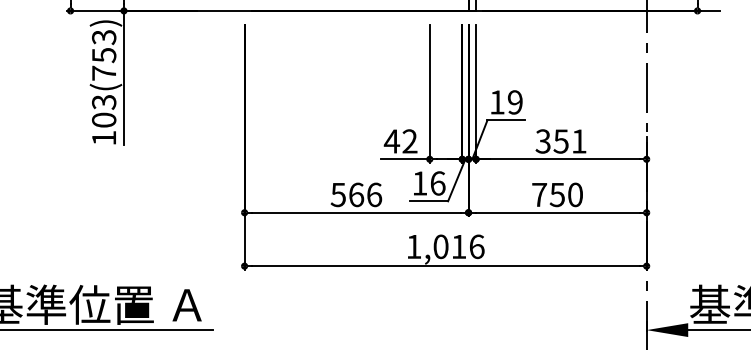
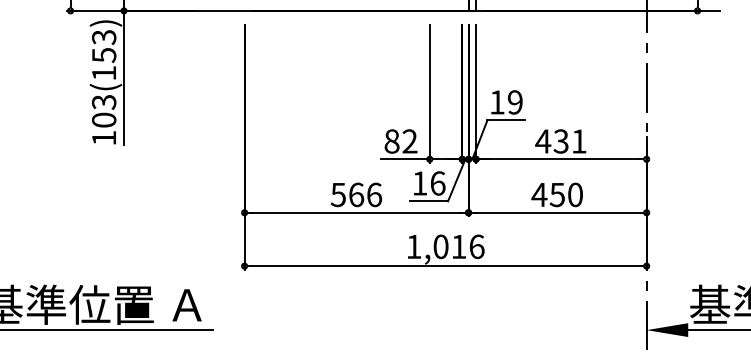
text: 103(753) -> 103(153) (103, 72)
text: 42 -> 82 (391, 141)
text: 351 -> 431 (551, 141)
text: 750 -> 450 (539, 194)
